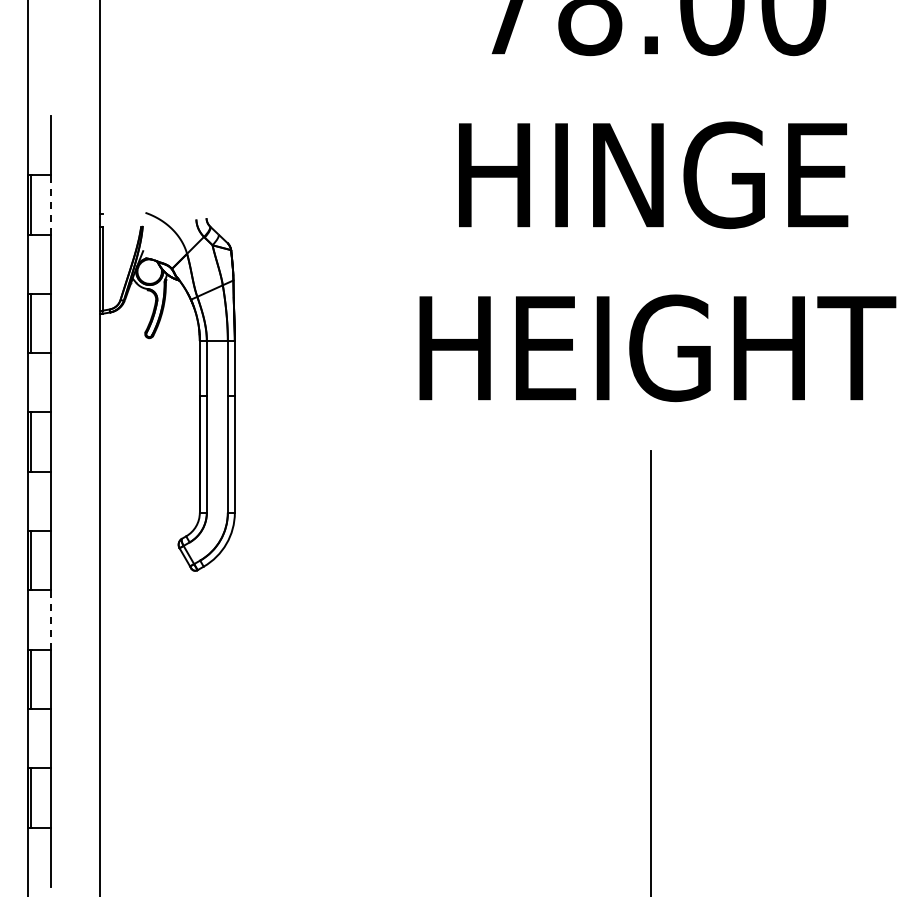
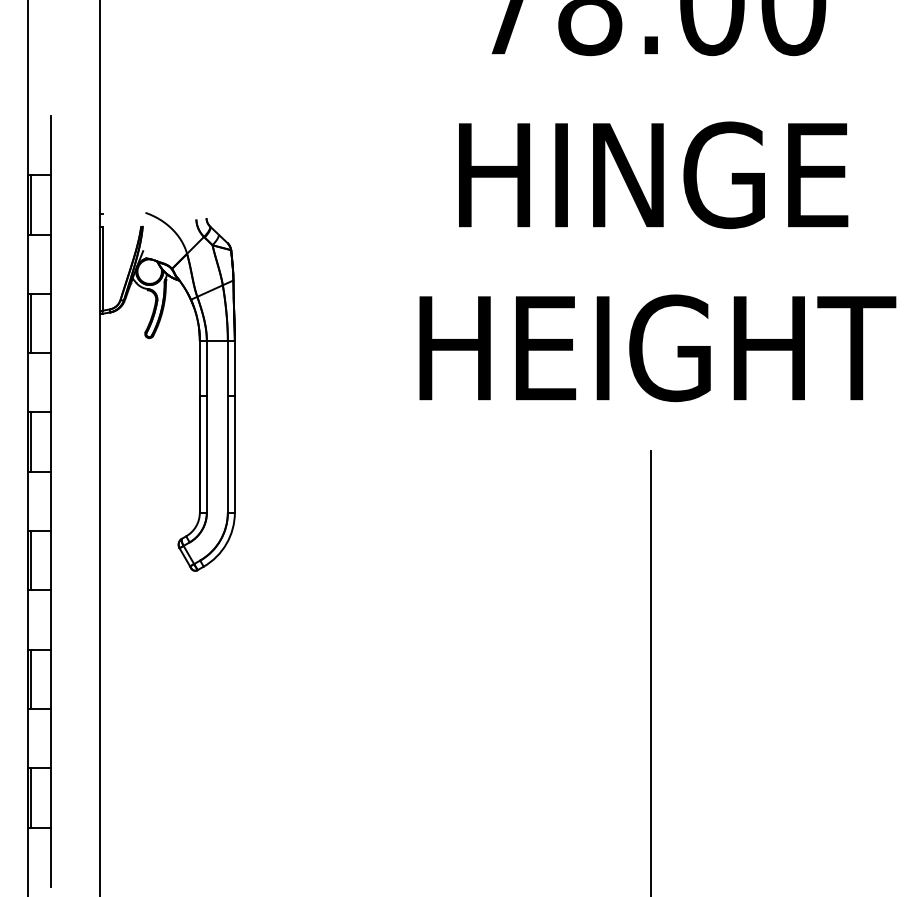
line: dashed -> solid (50, 204)
line: dashed -> solid (50, 620)
